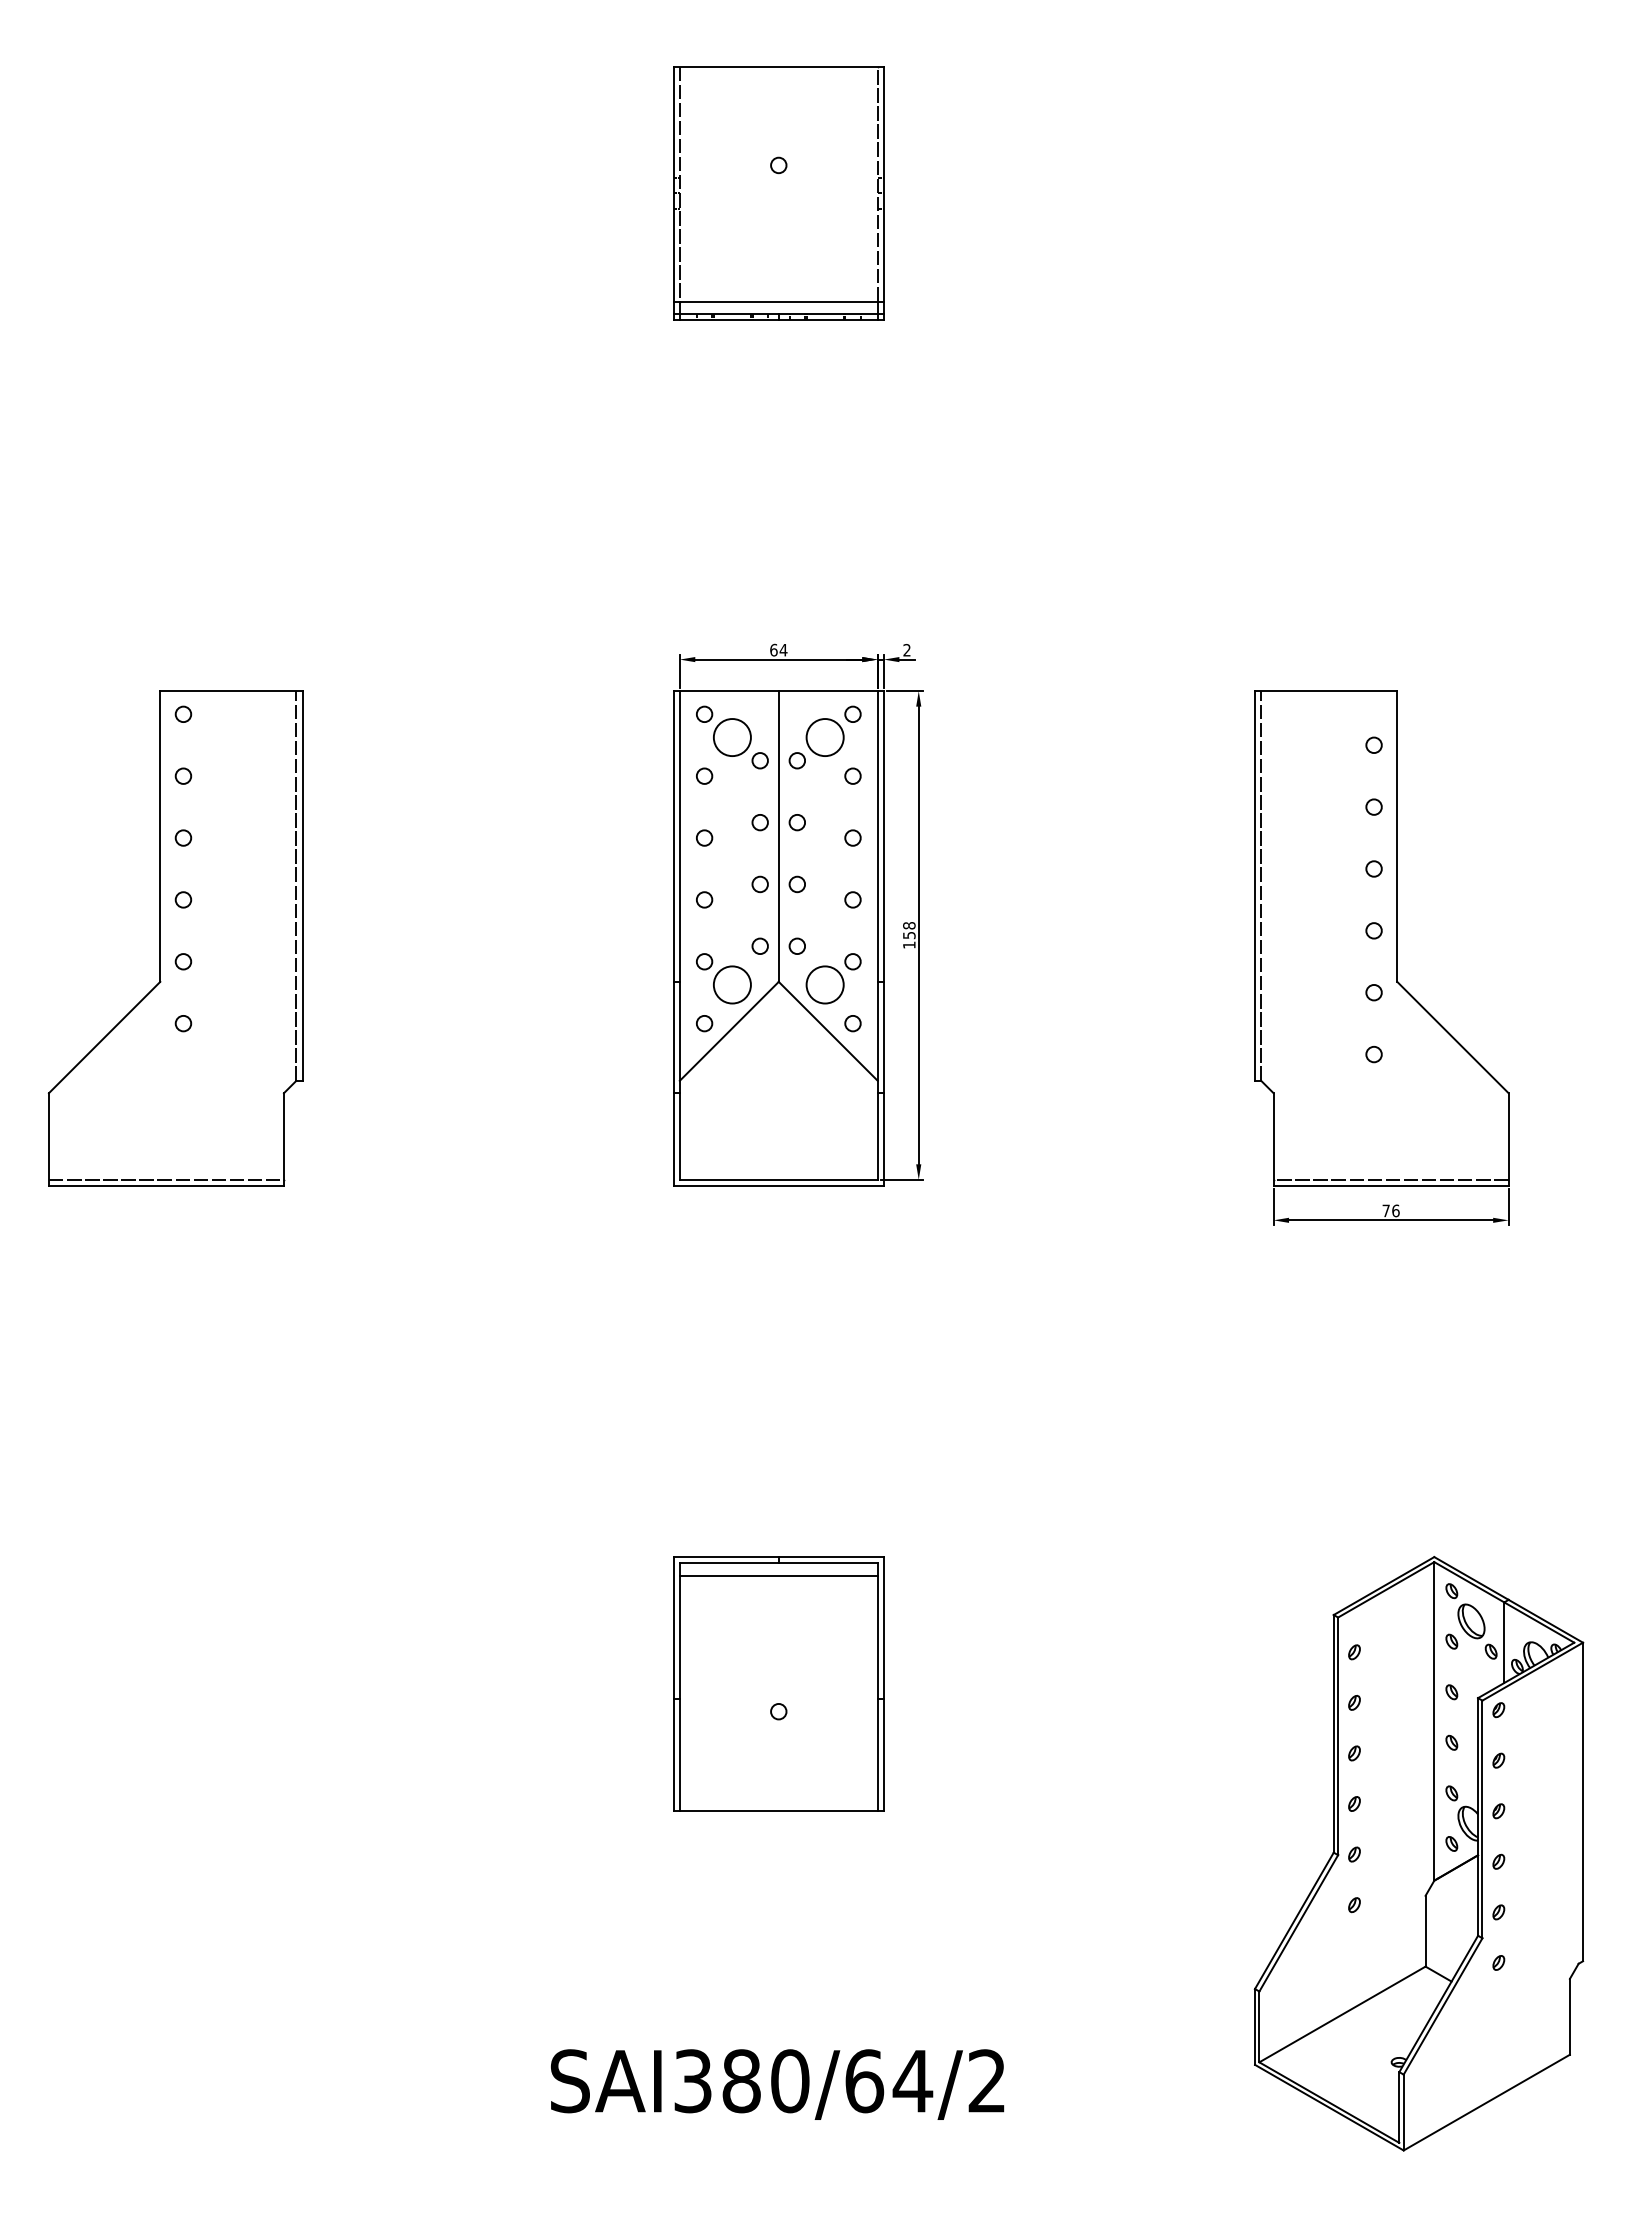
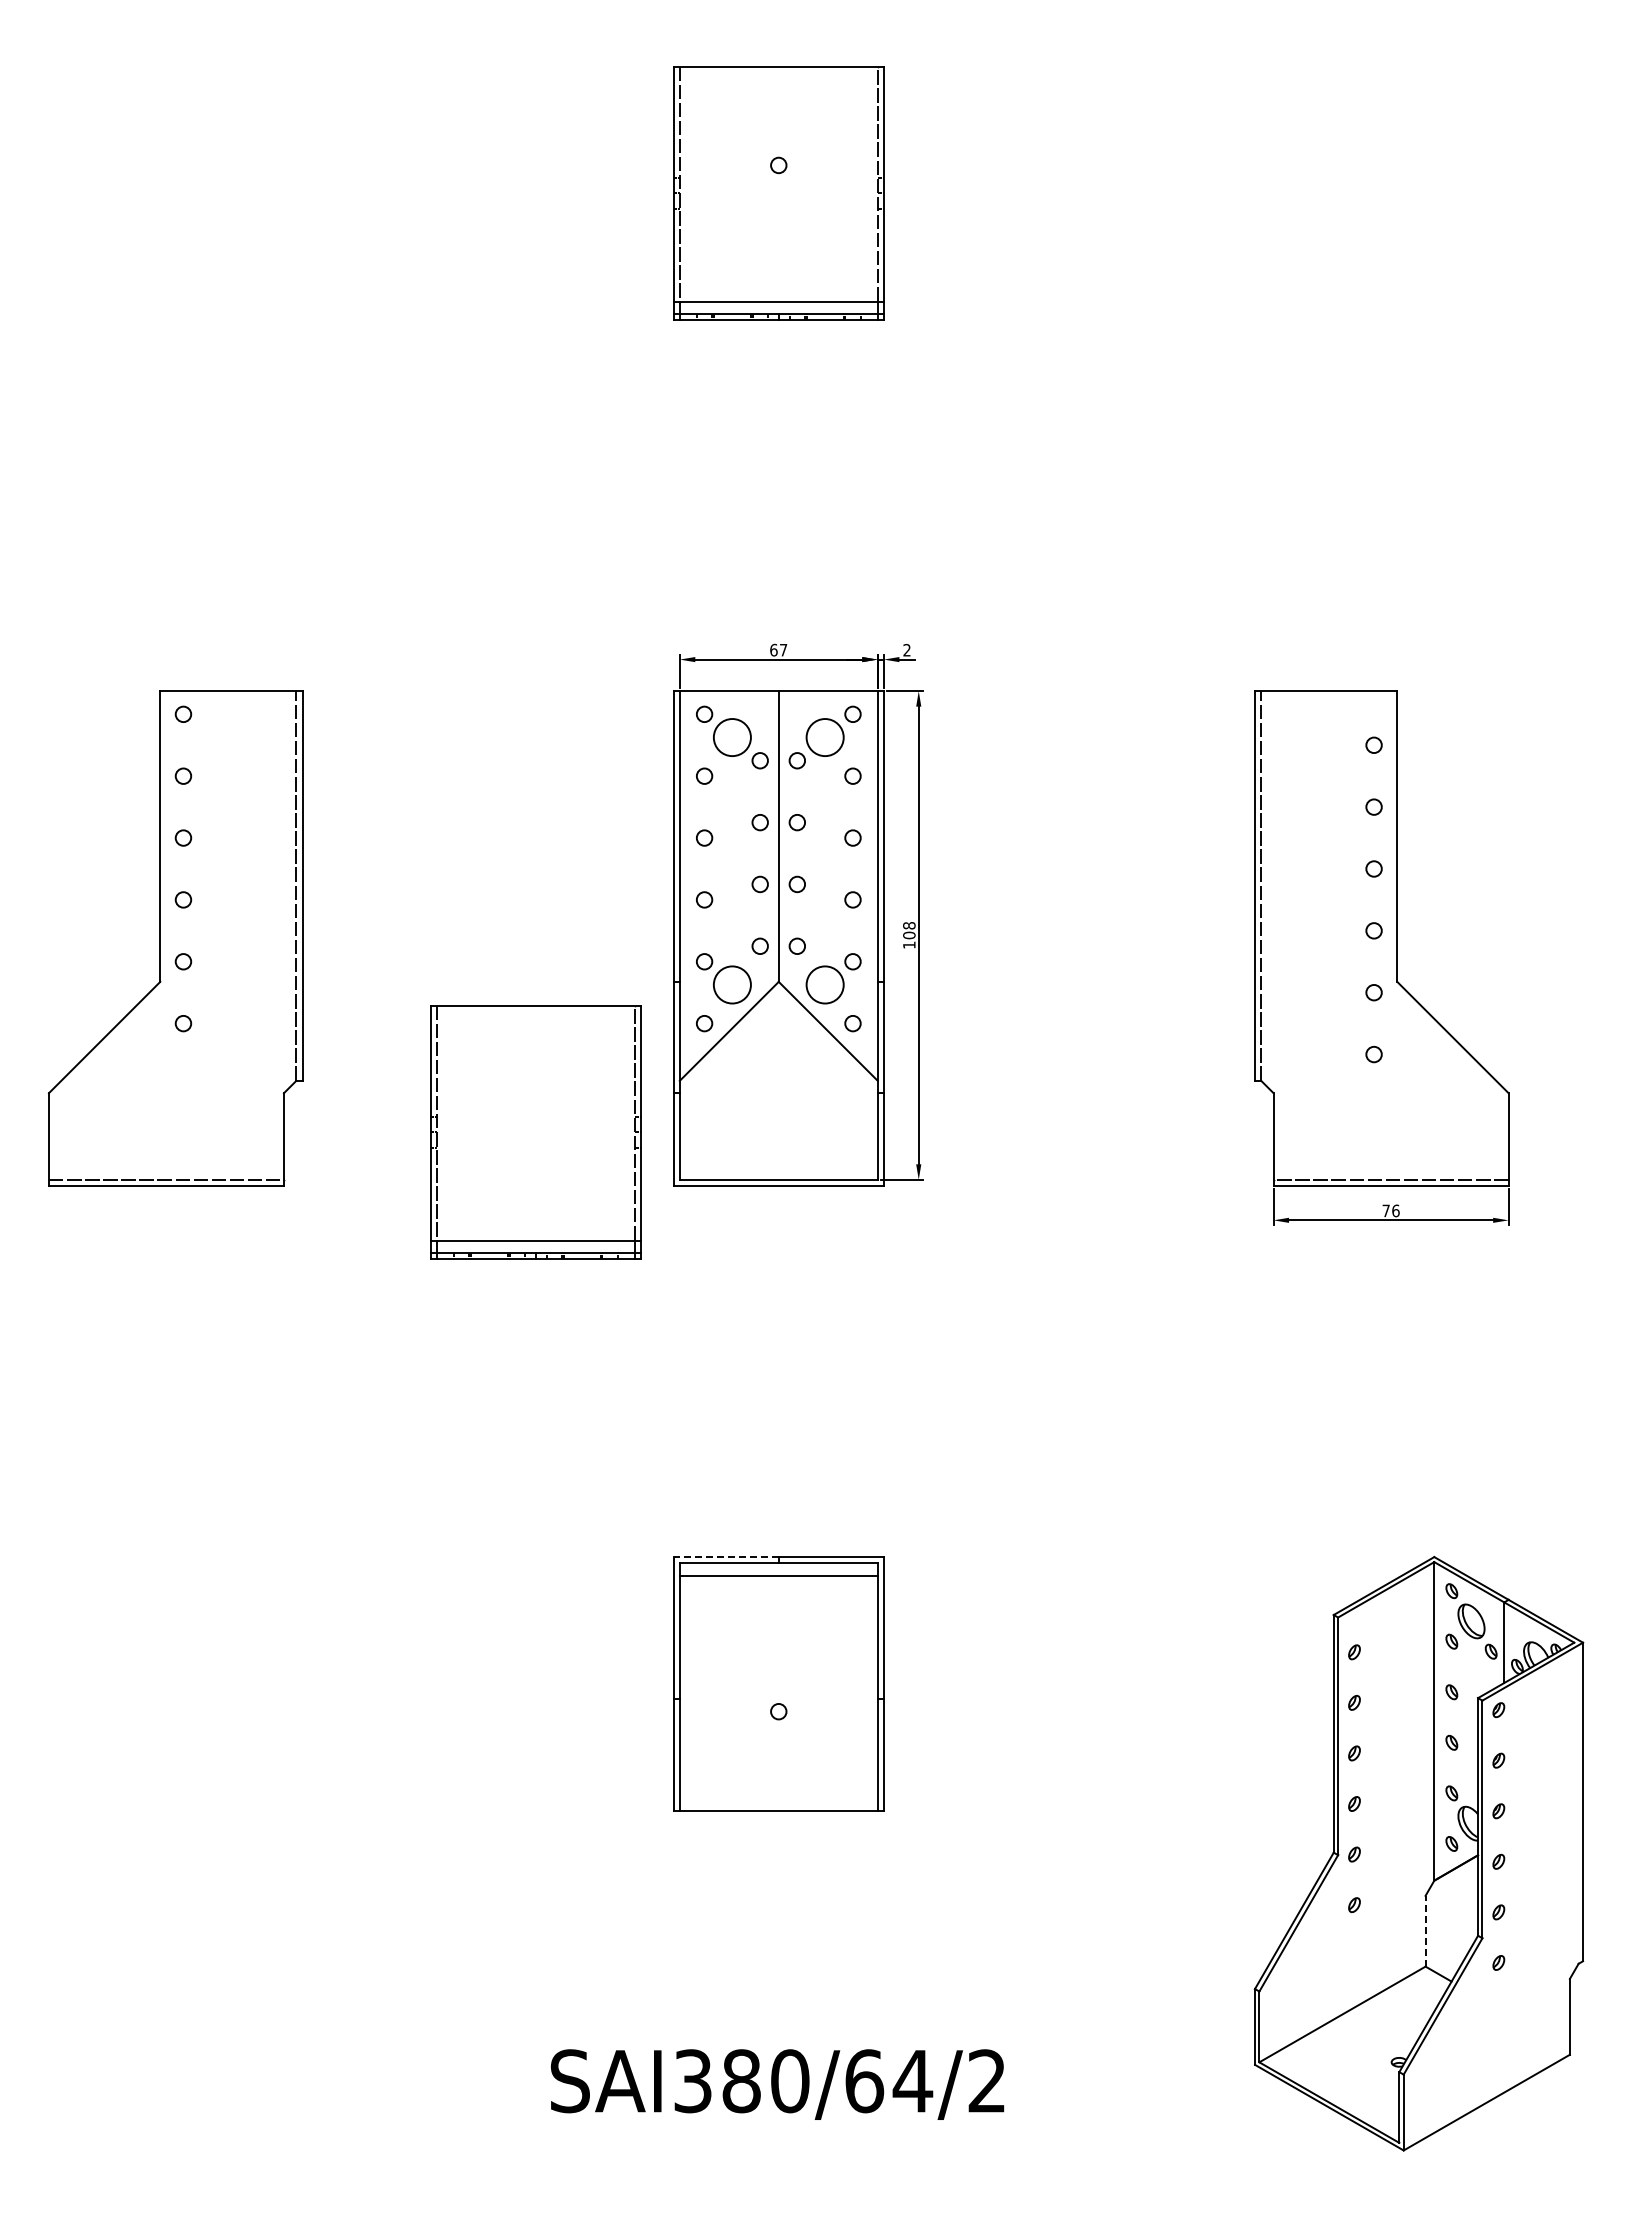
text: 64 -> 67 (783, 650)
text: 158 -> 108 (909, 935)
part: none -> present (535, 1132)
line: solid -> dashed (726, 1557)
line: solid -> dashed (1425, 1930)
